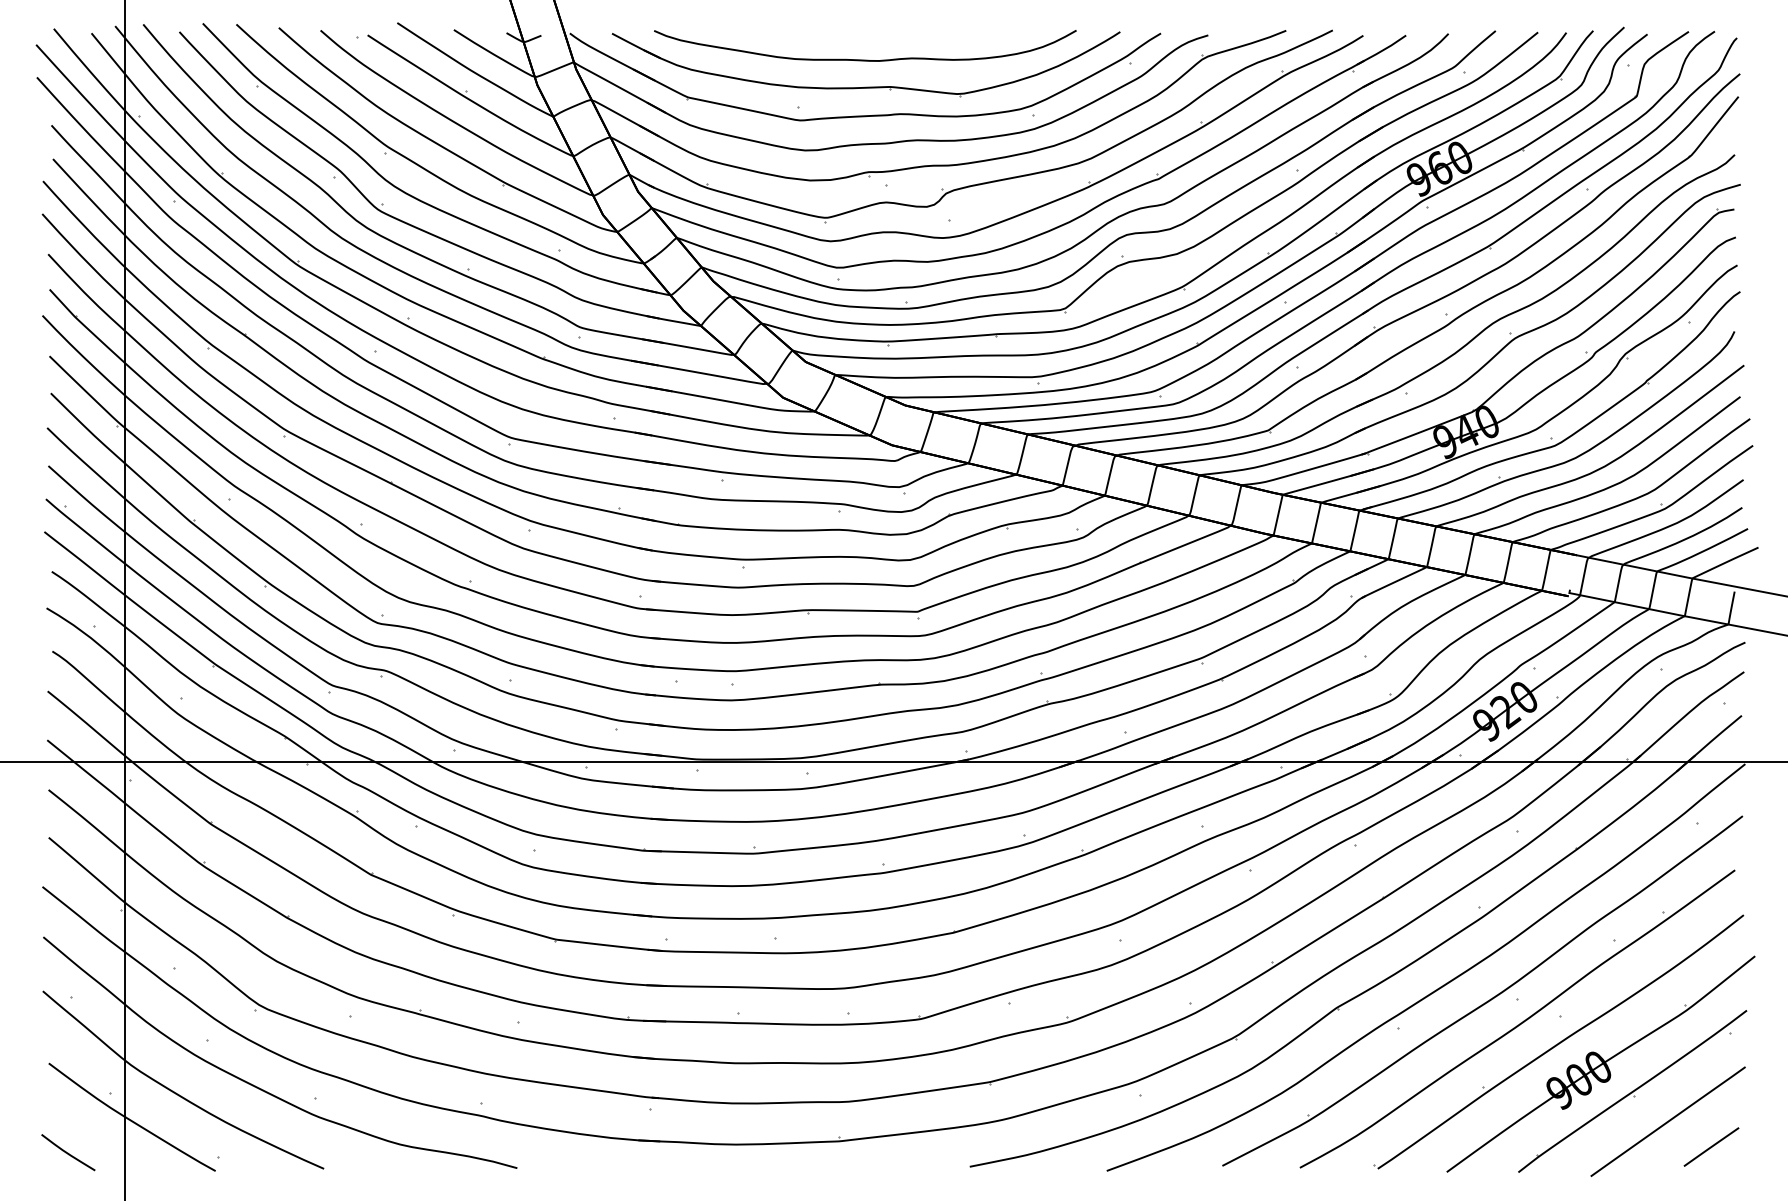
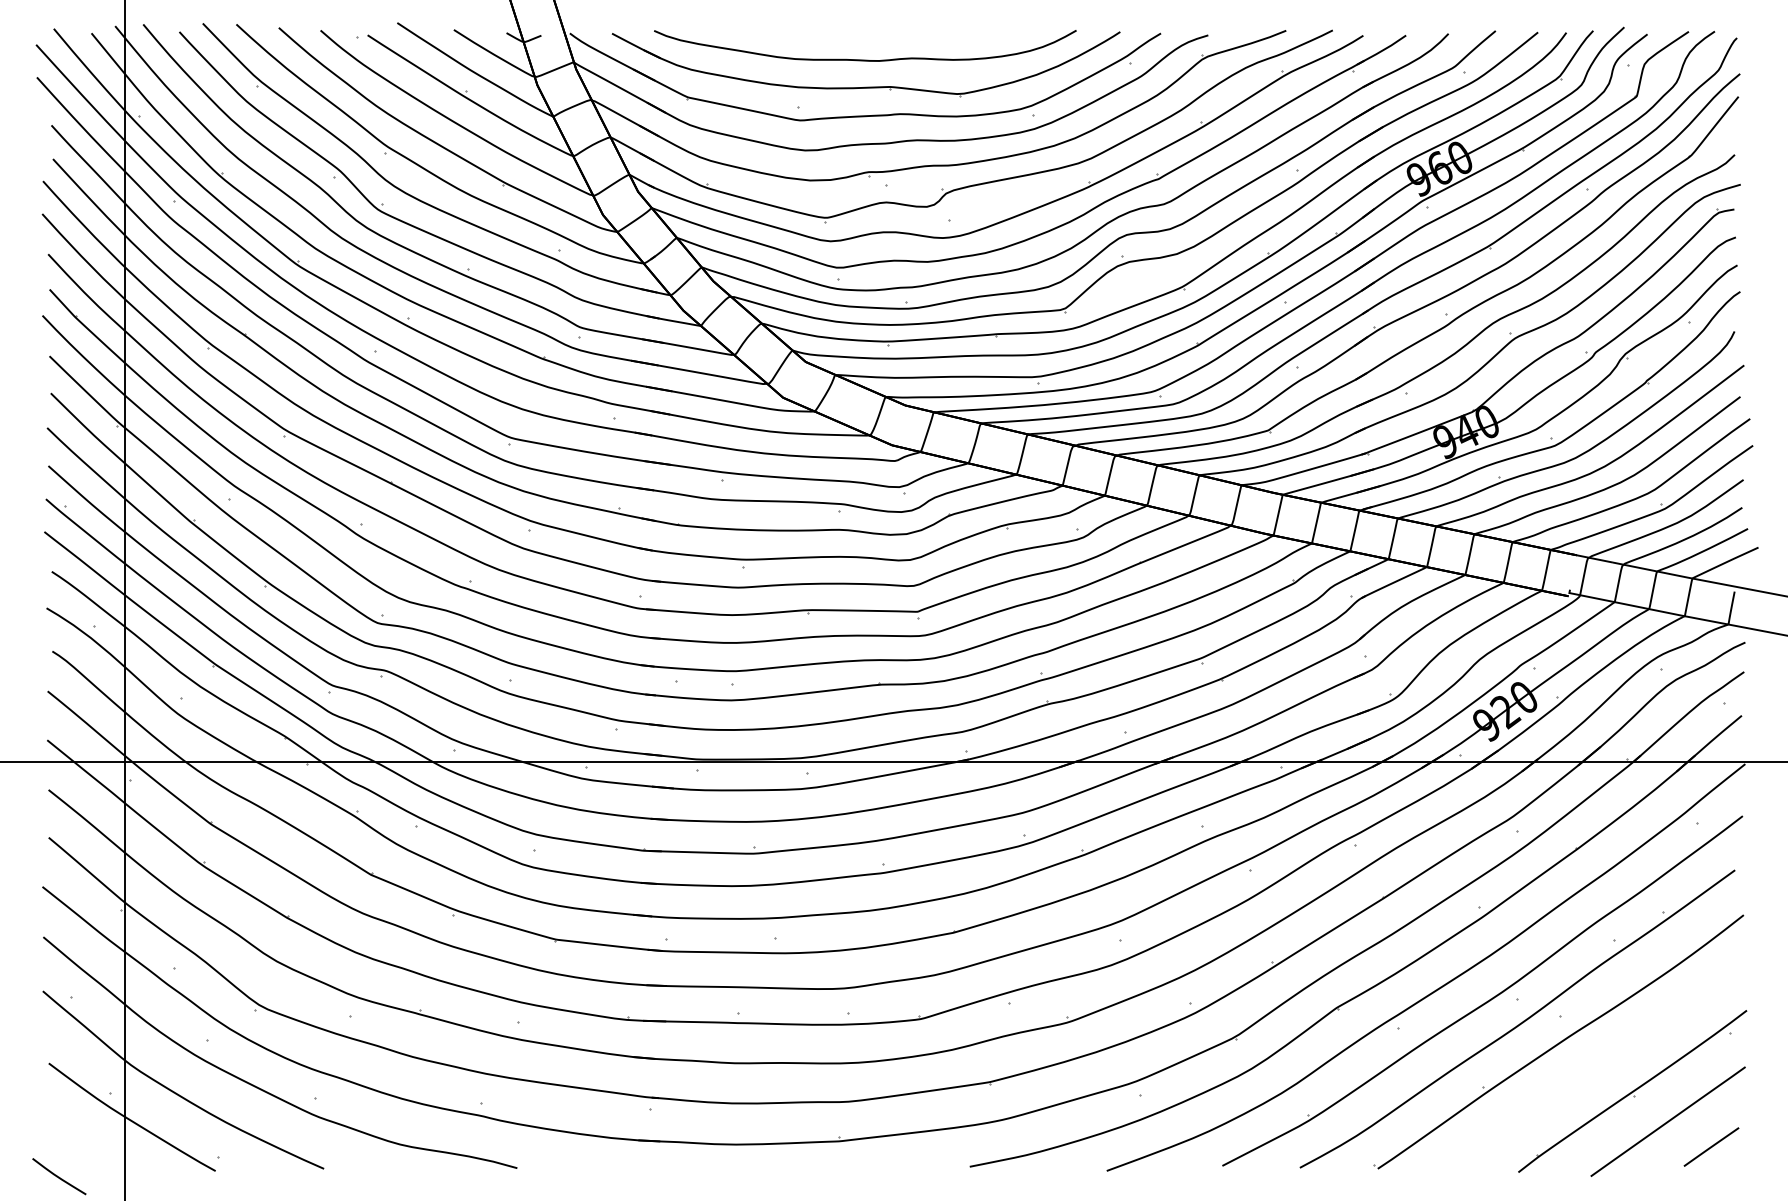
part: present -> none (1600, 1063)
curve position: (68, 1152) -> (59, 1176) (59, 1176)
